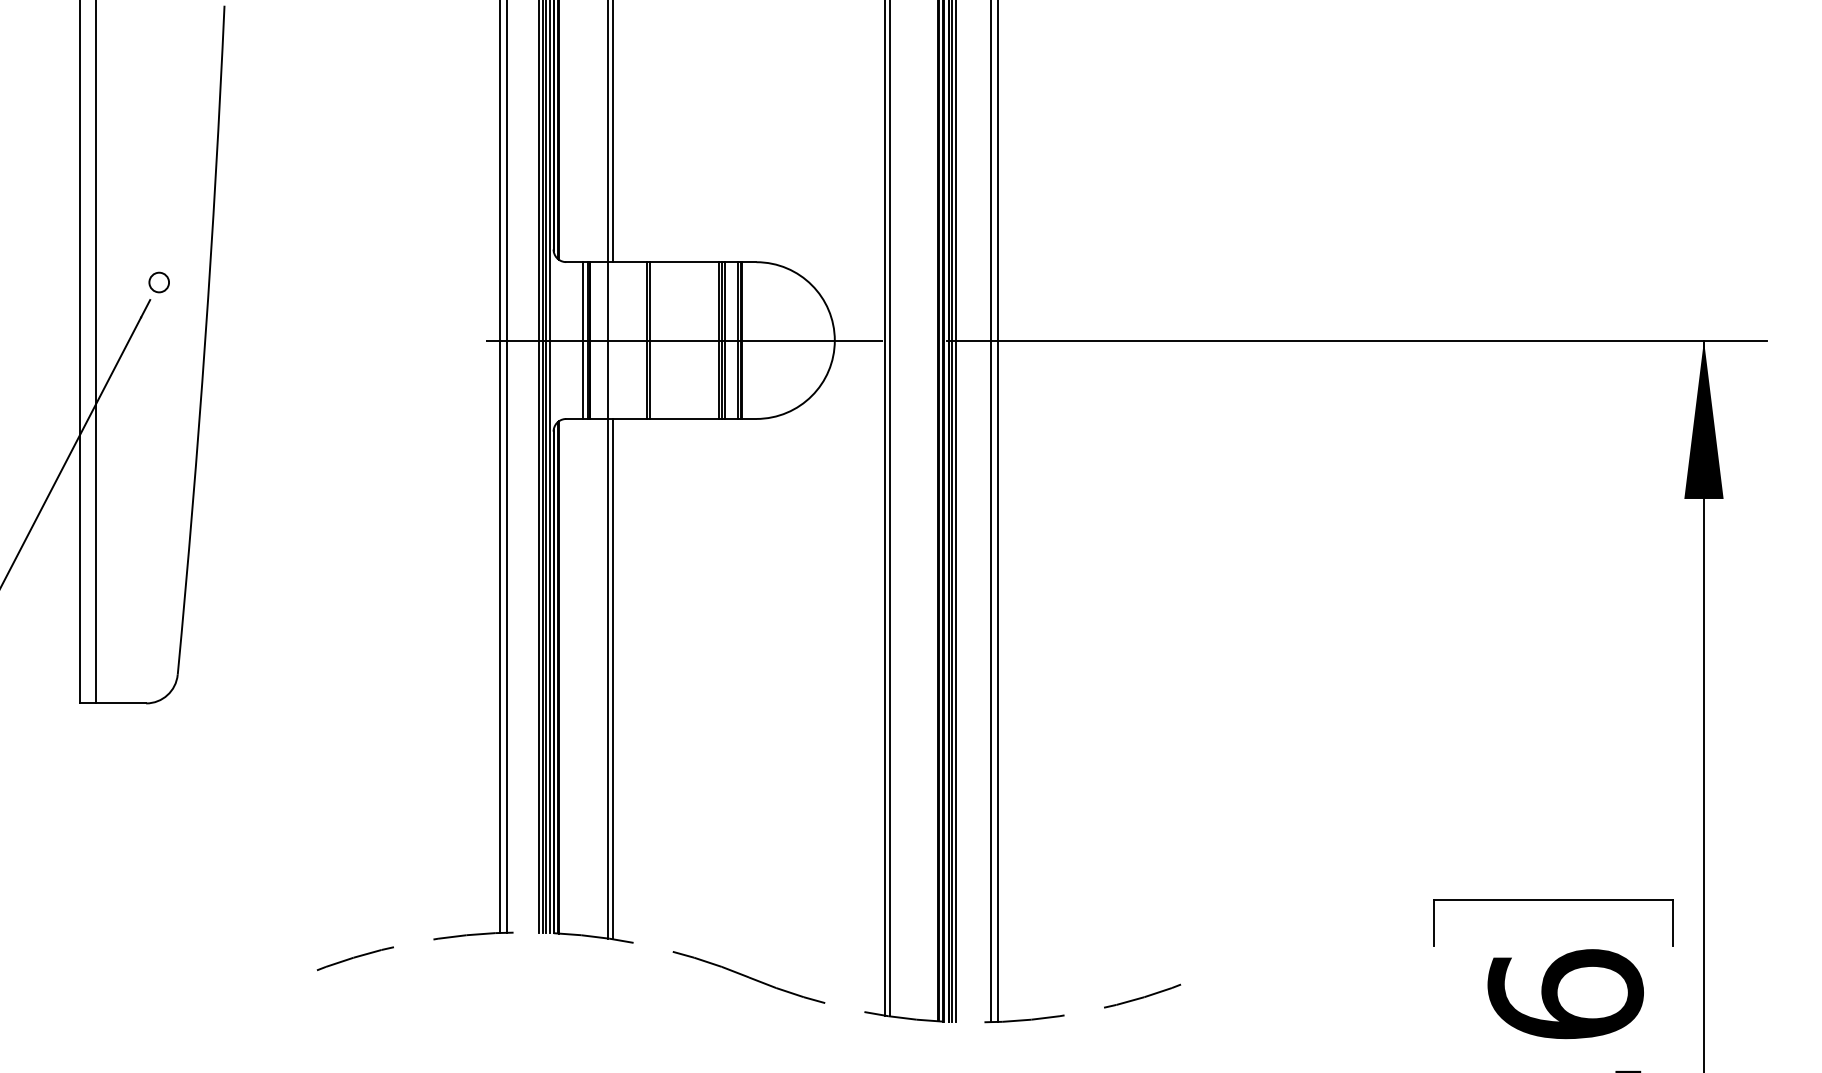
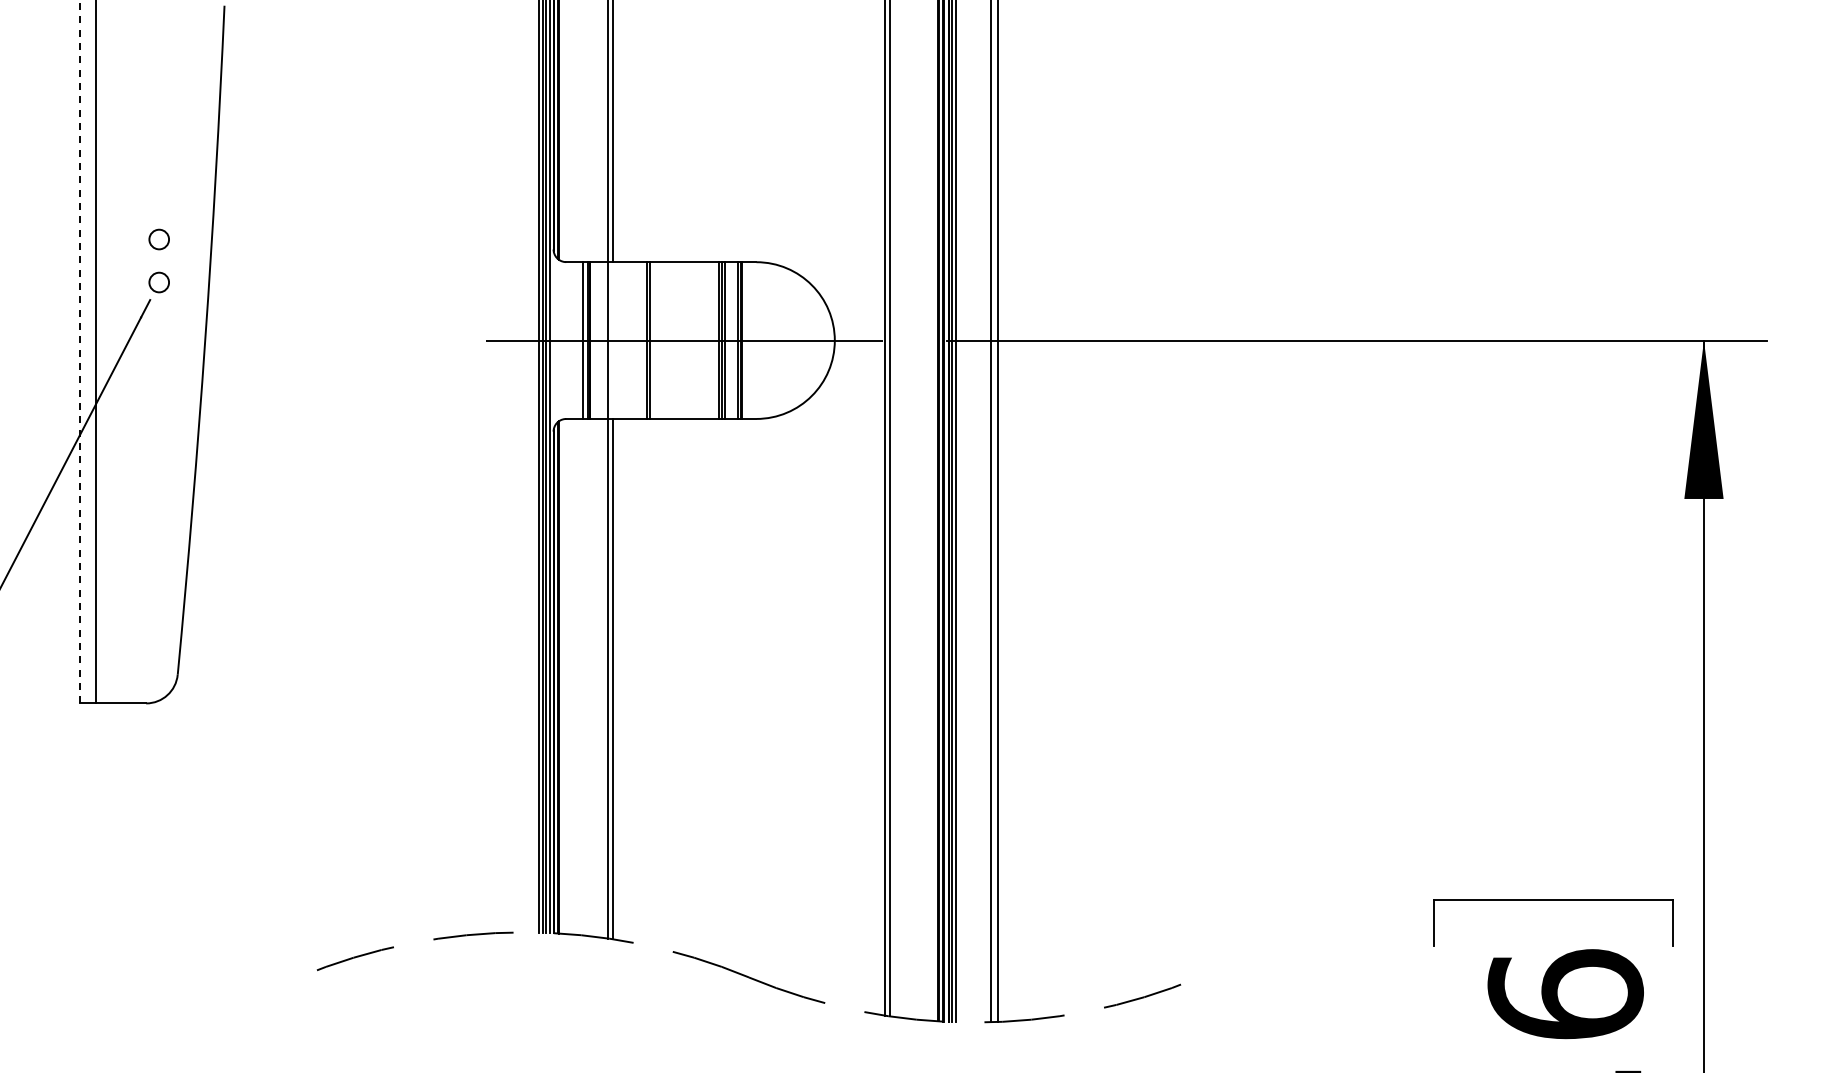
circle: none -> present (158, 239)
line: solid -> dashed (79, 351)
line: present -> none (500, 467)
line: present -> none (507, 467)
